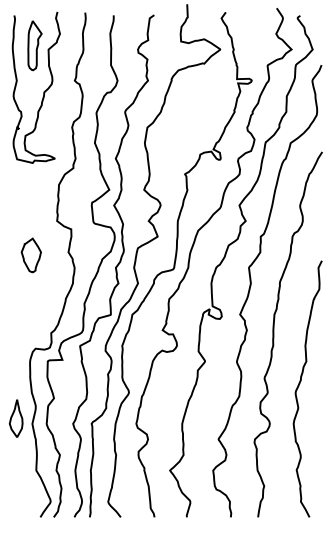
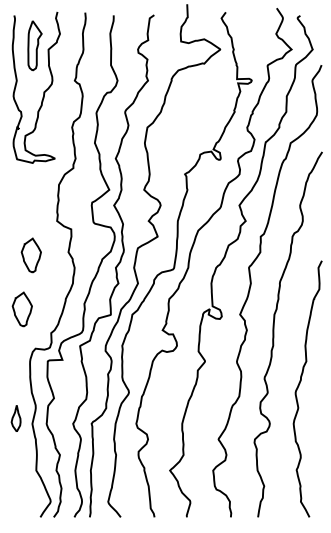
part: none -> present (21, 309)
part size: 16x39 px -> 12x27 px (15, 418)
